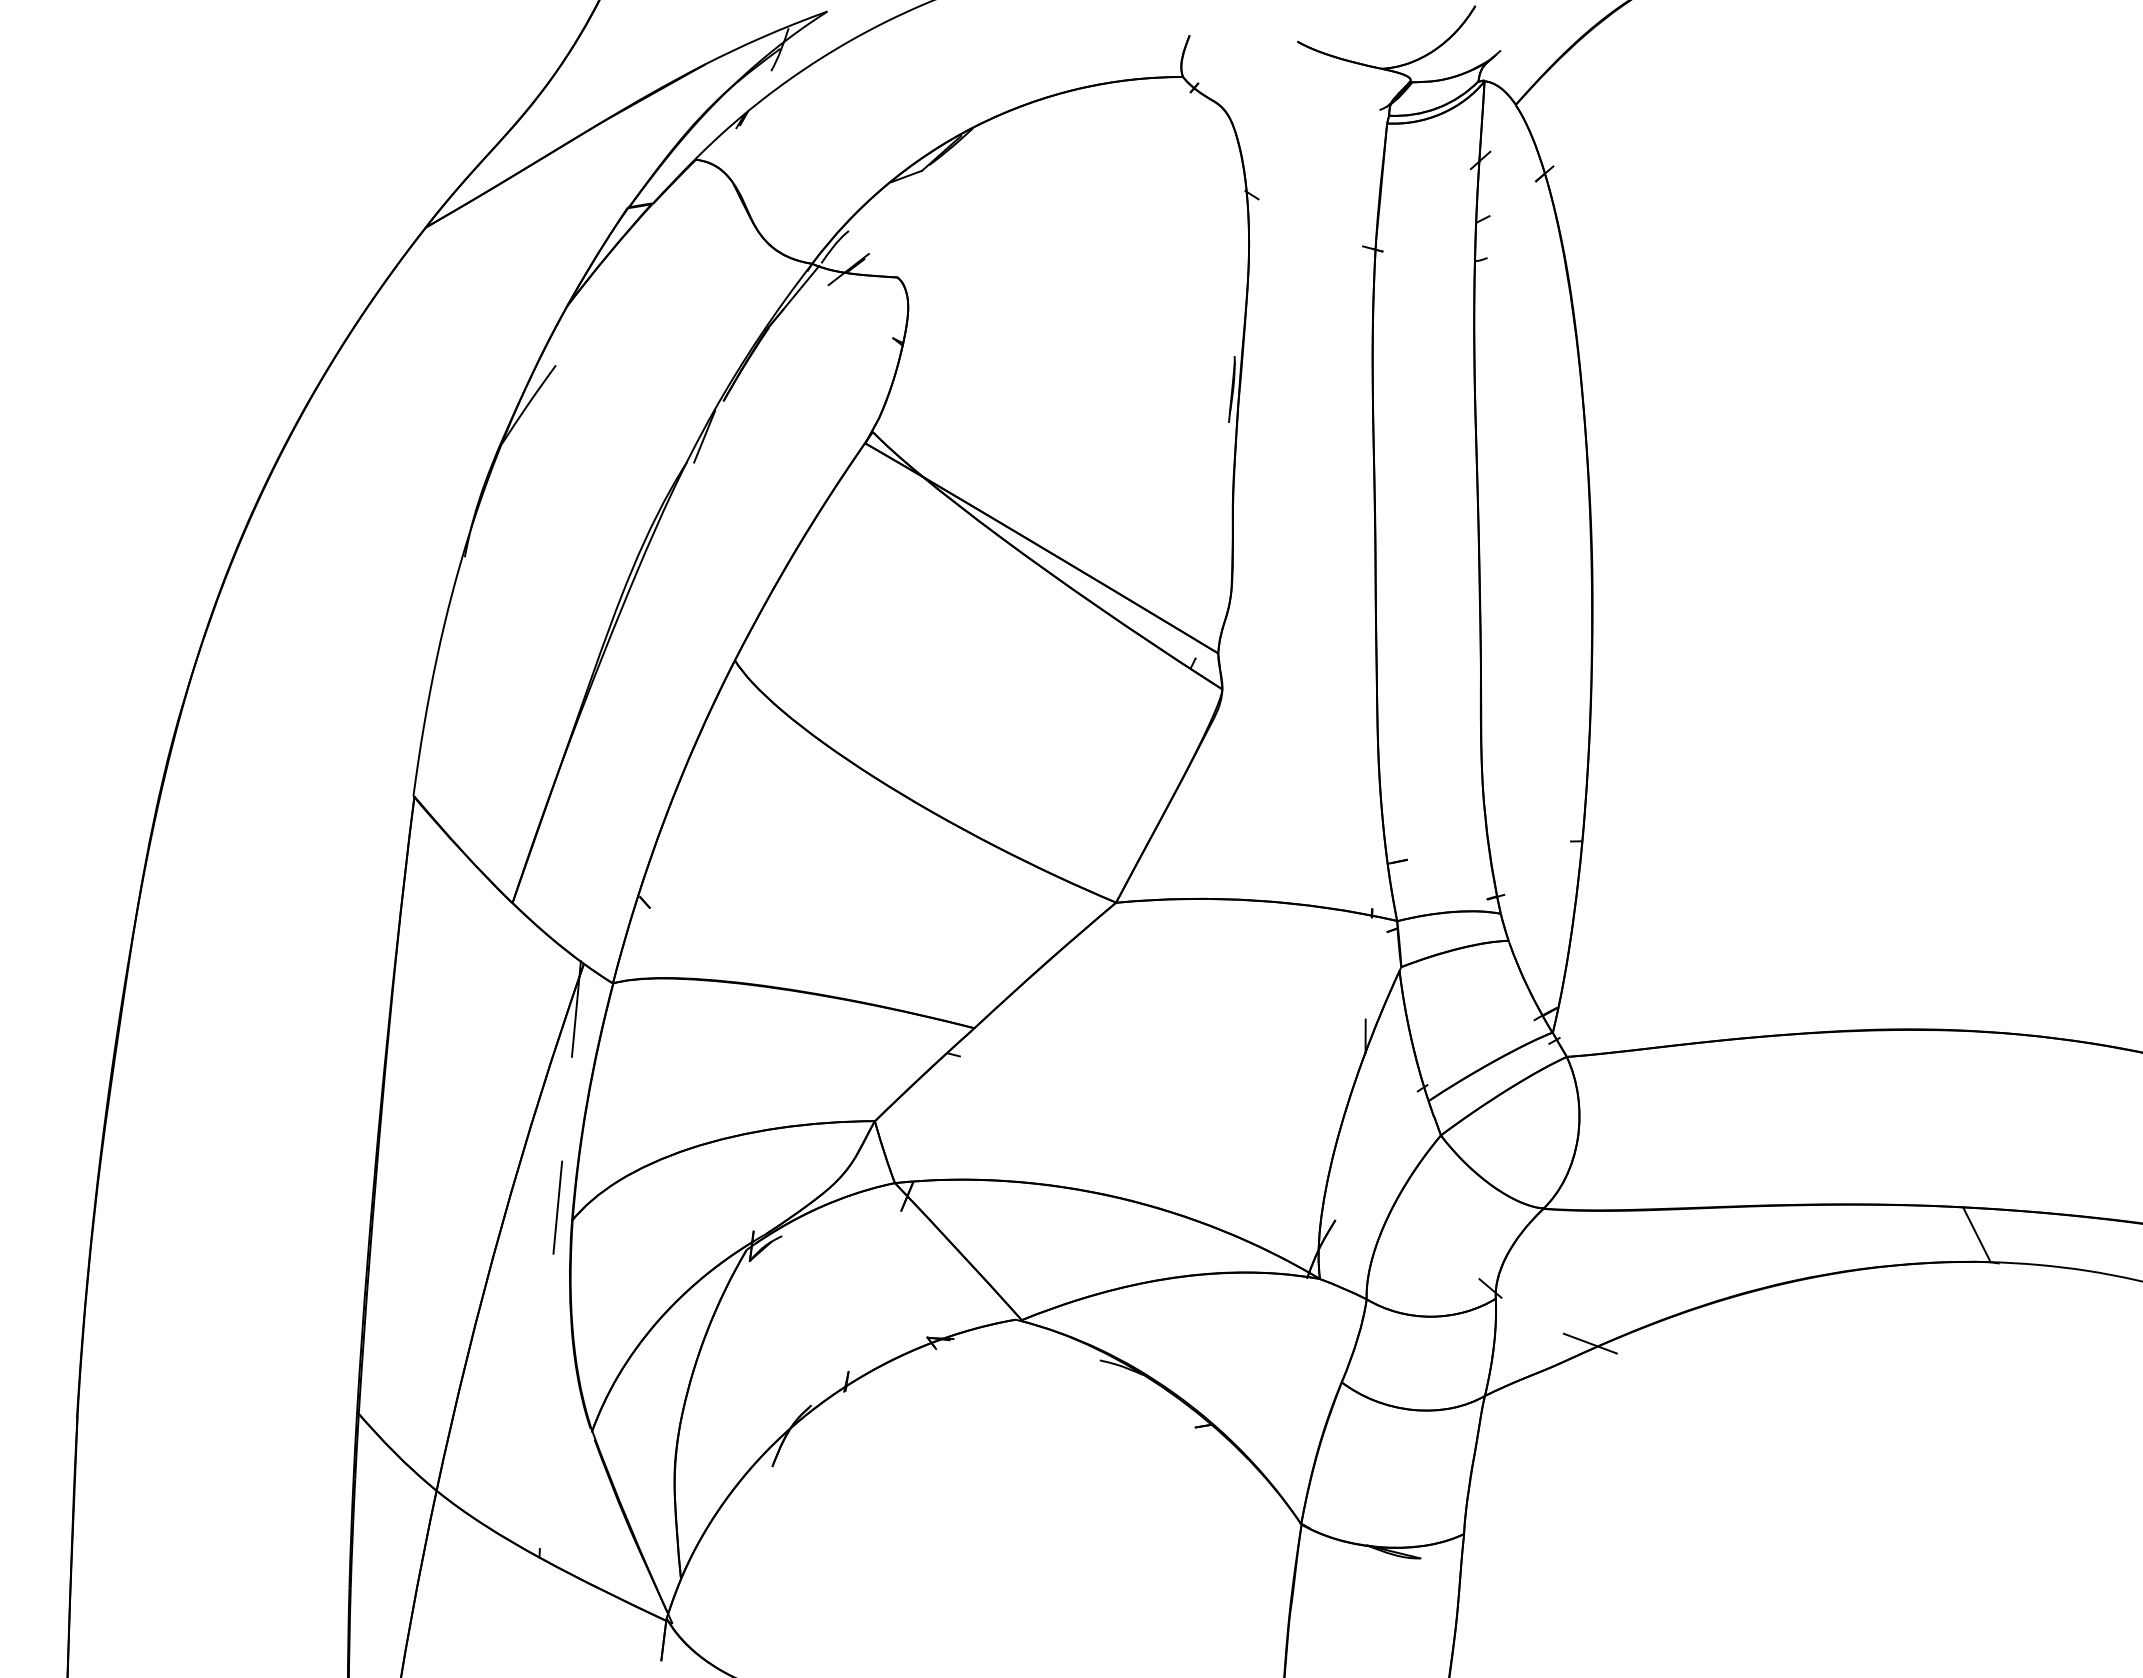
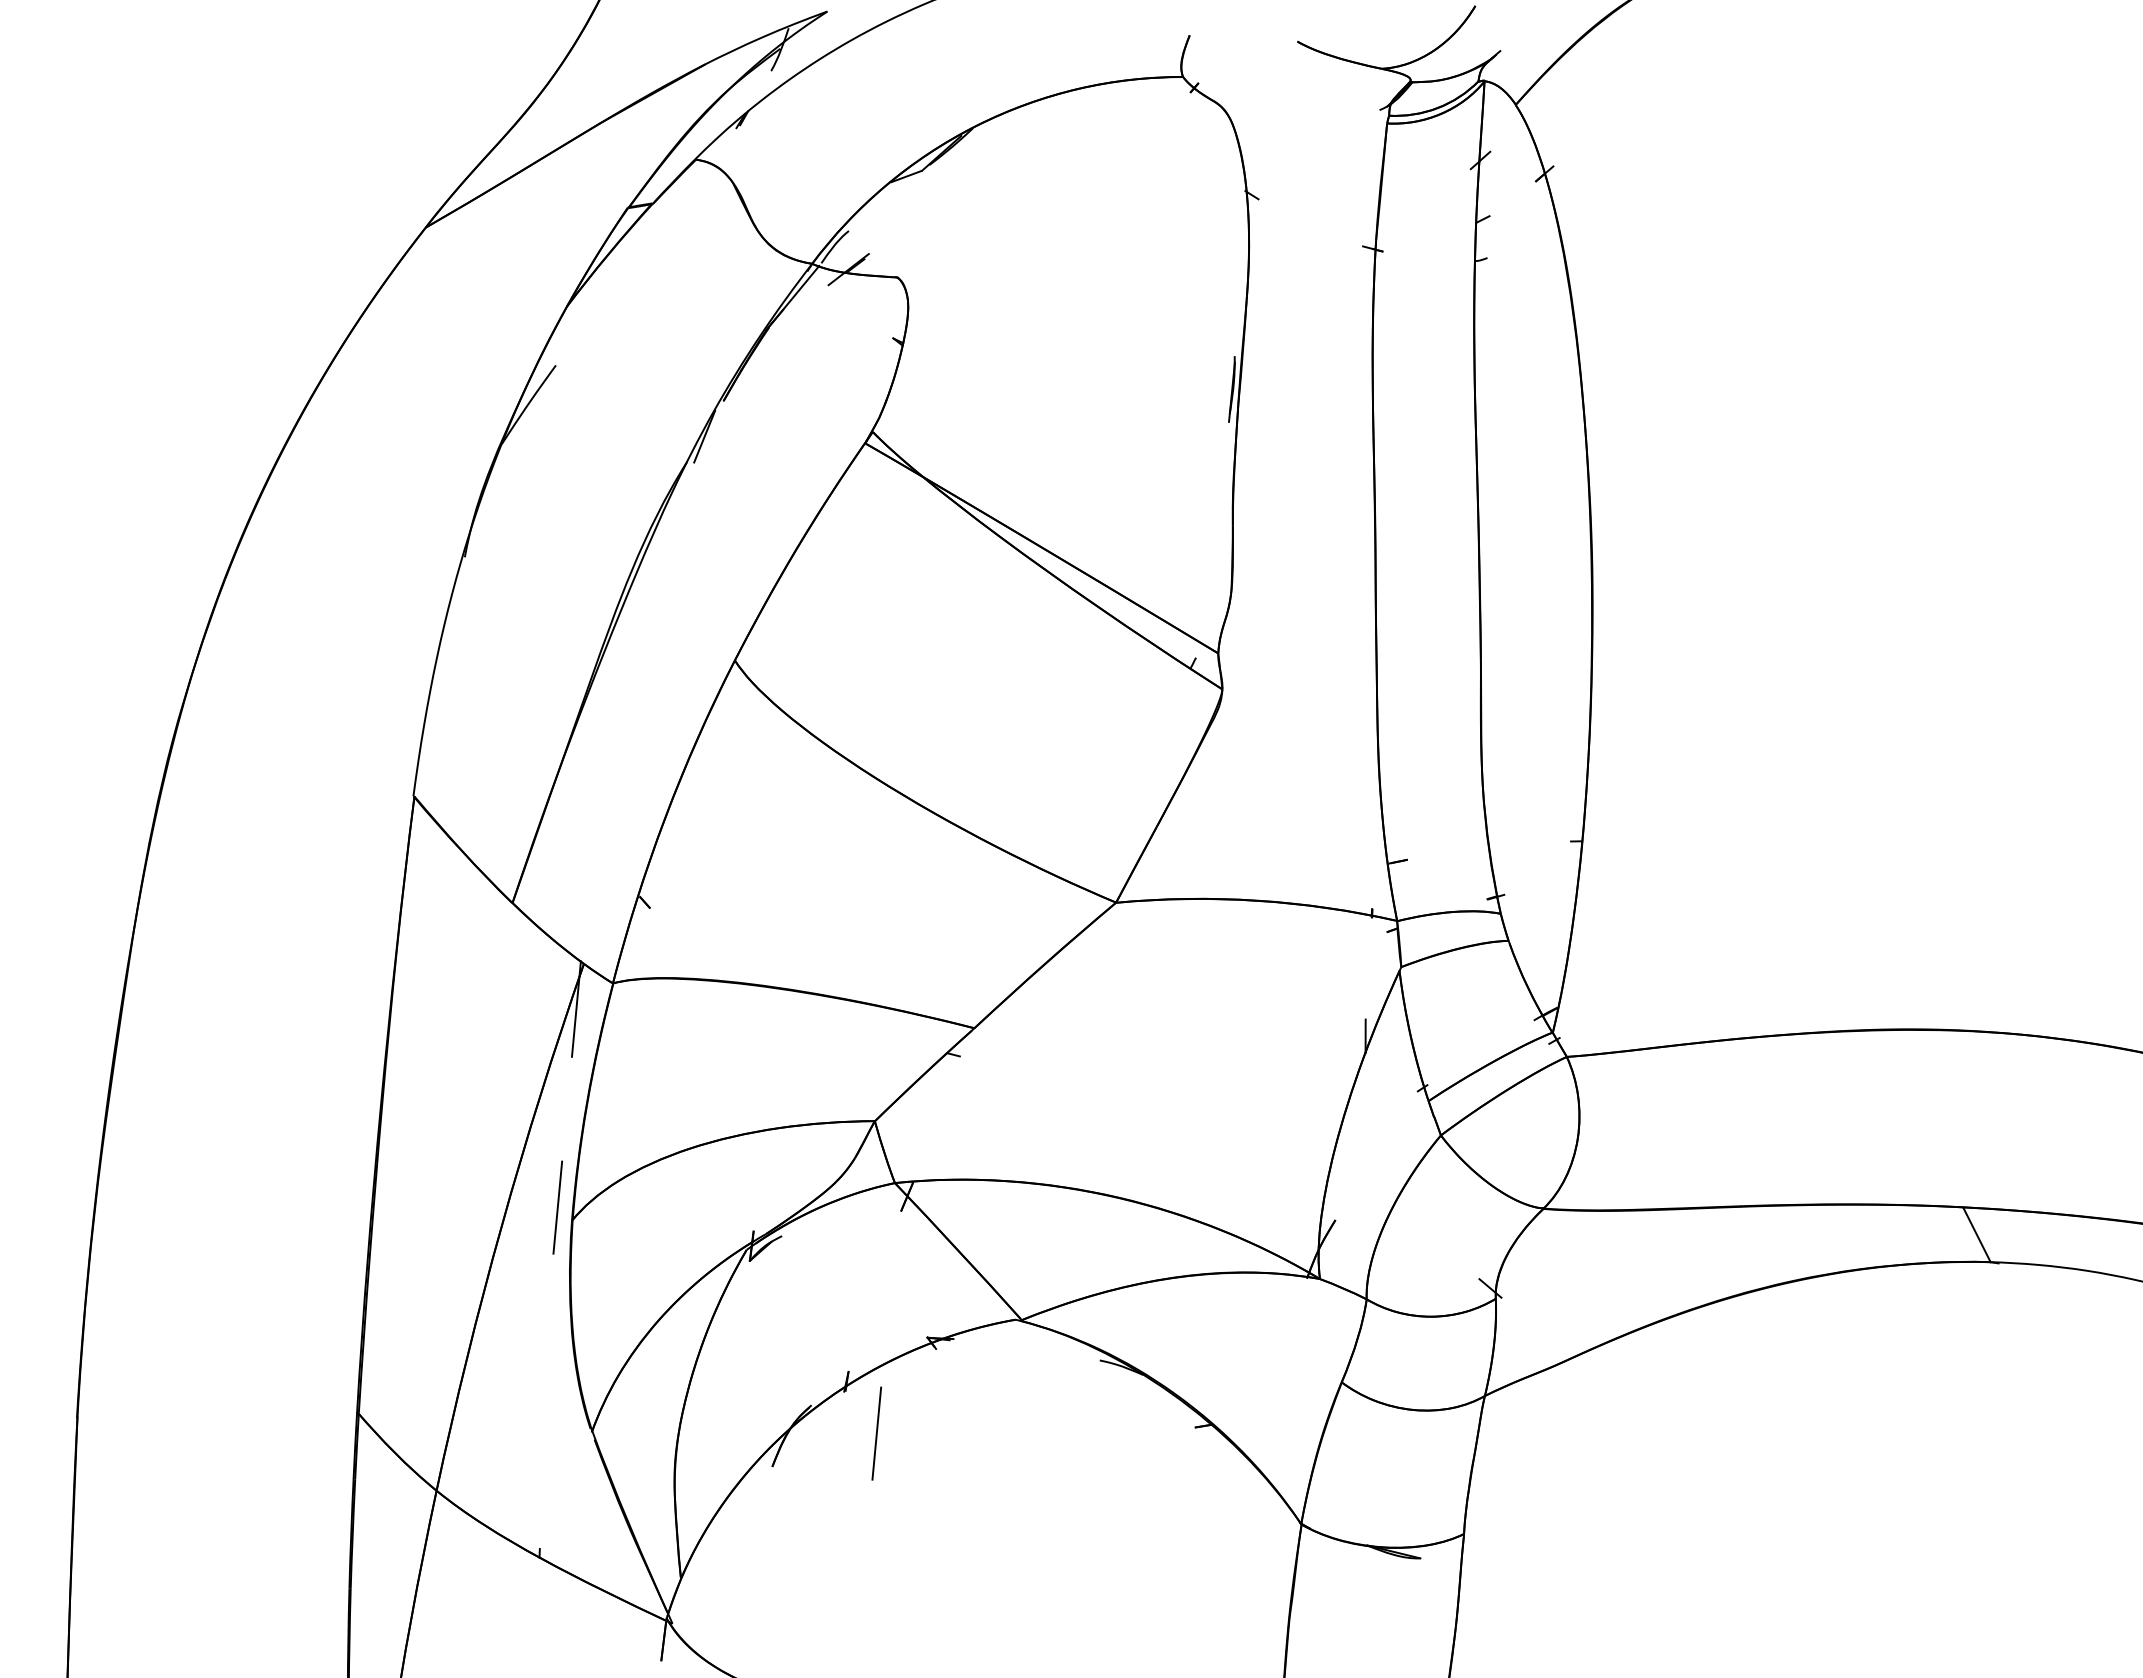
line: present -> none (1589, 1343)
line: none -> present (876, 1433)
